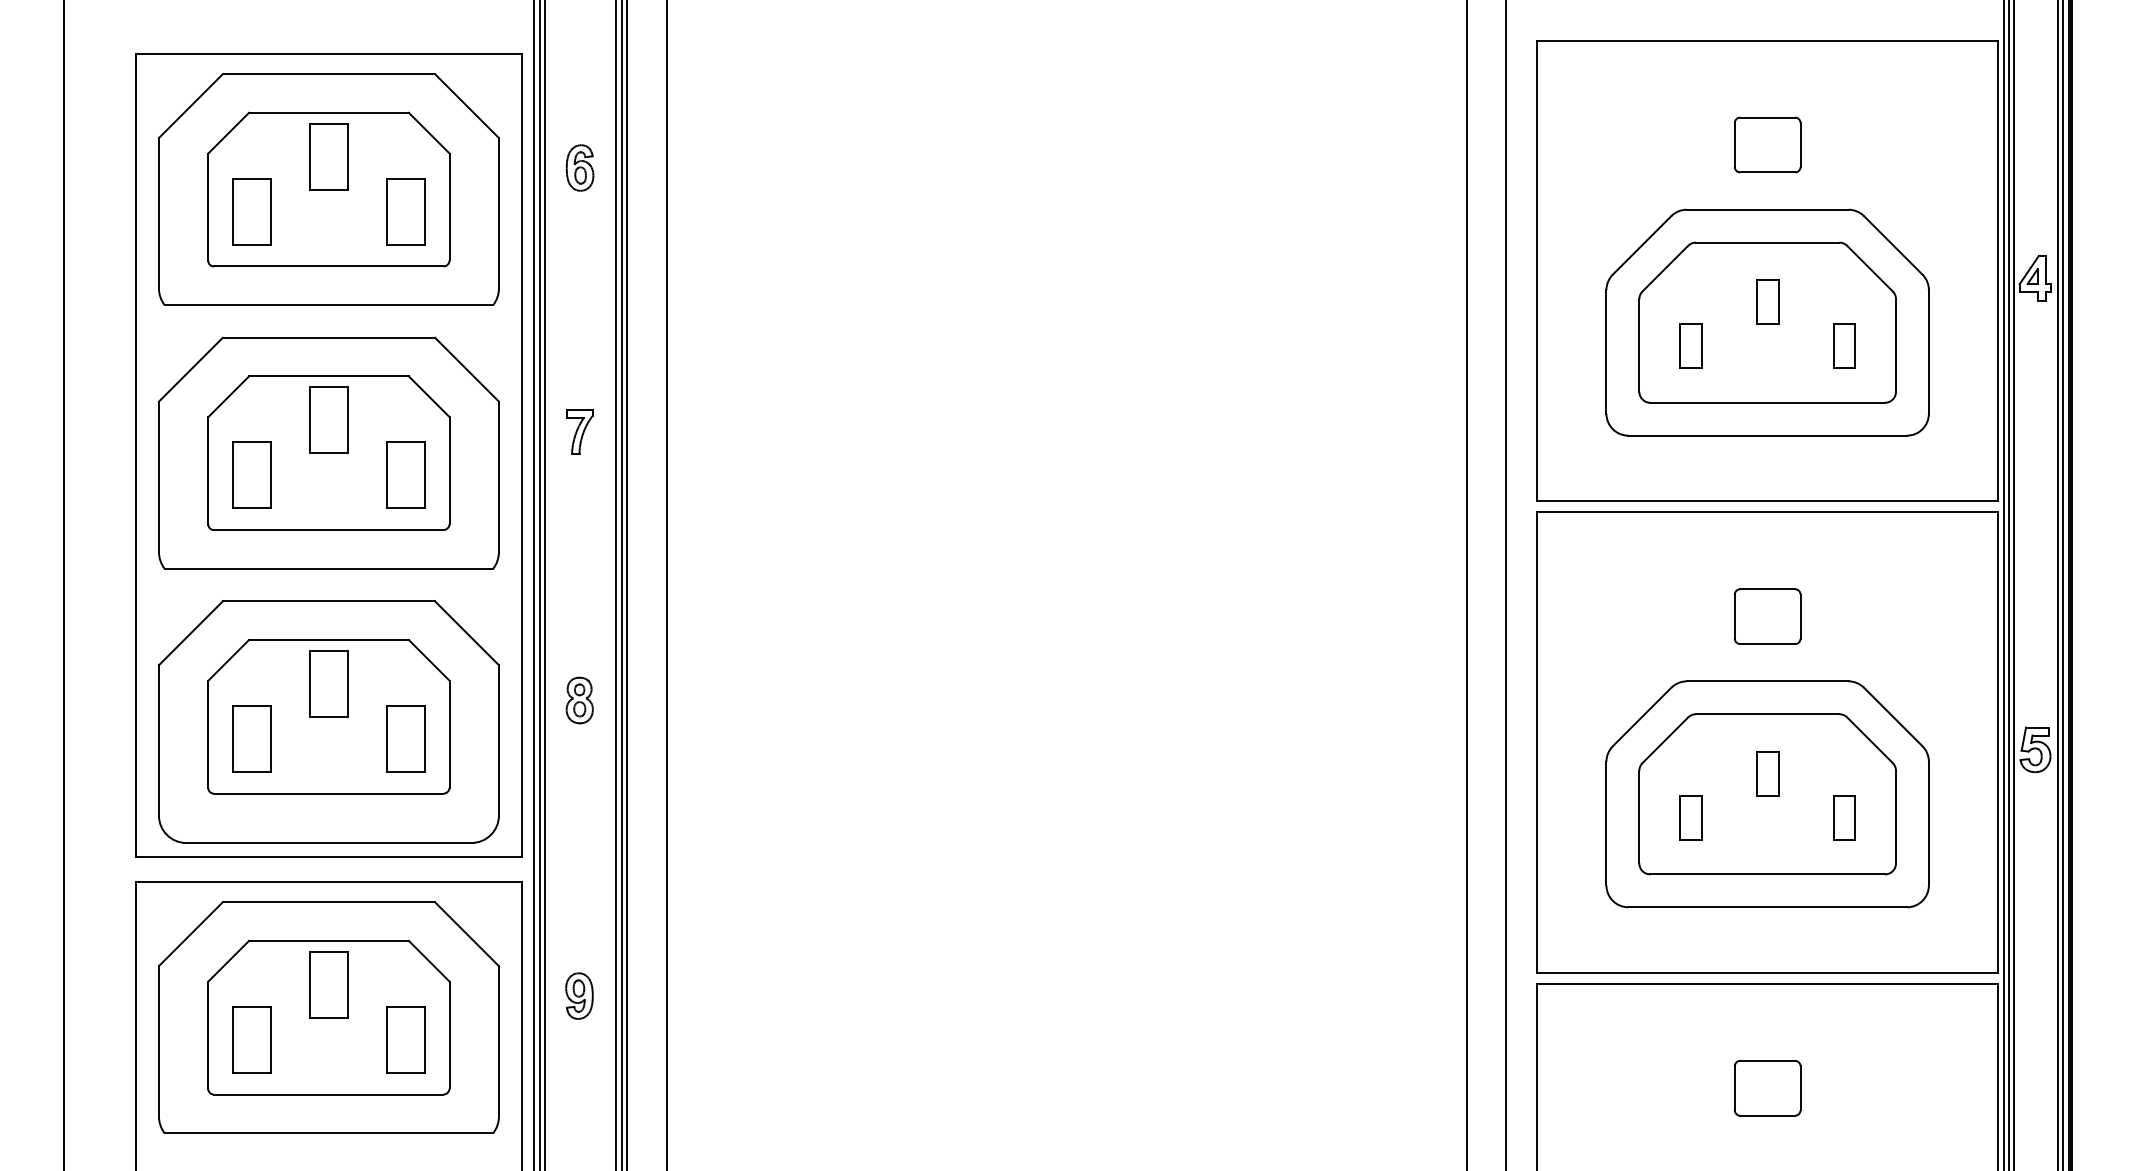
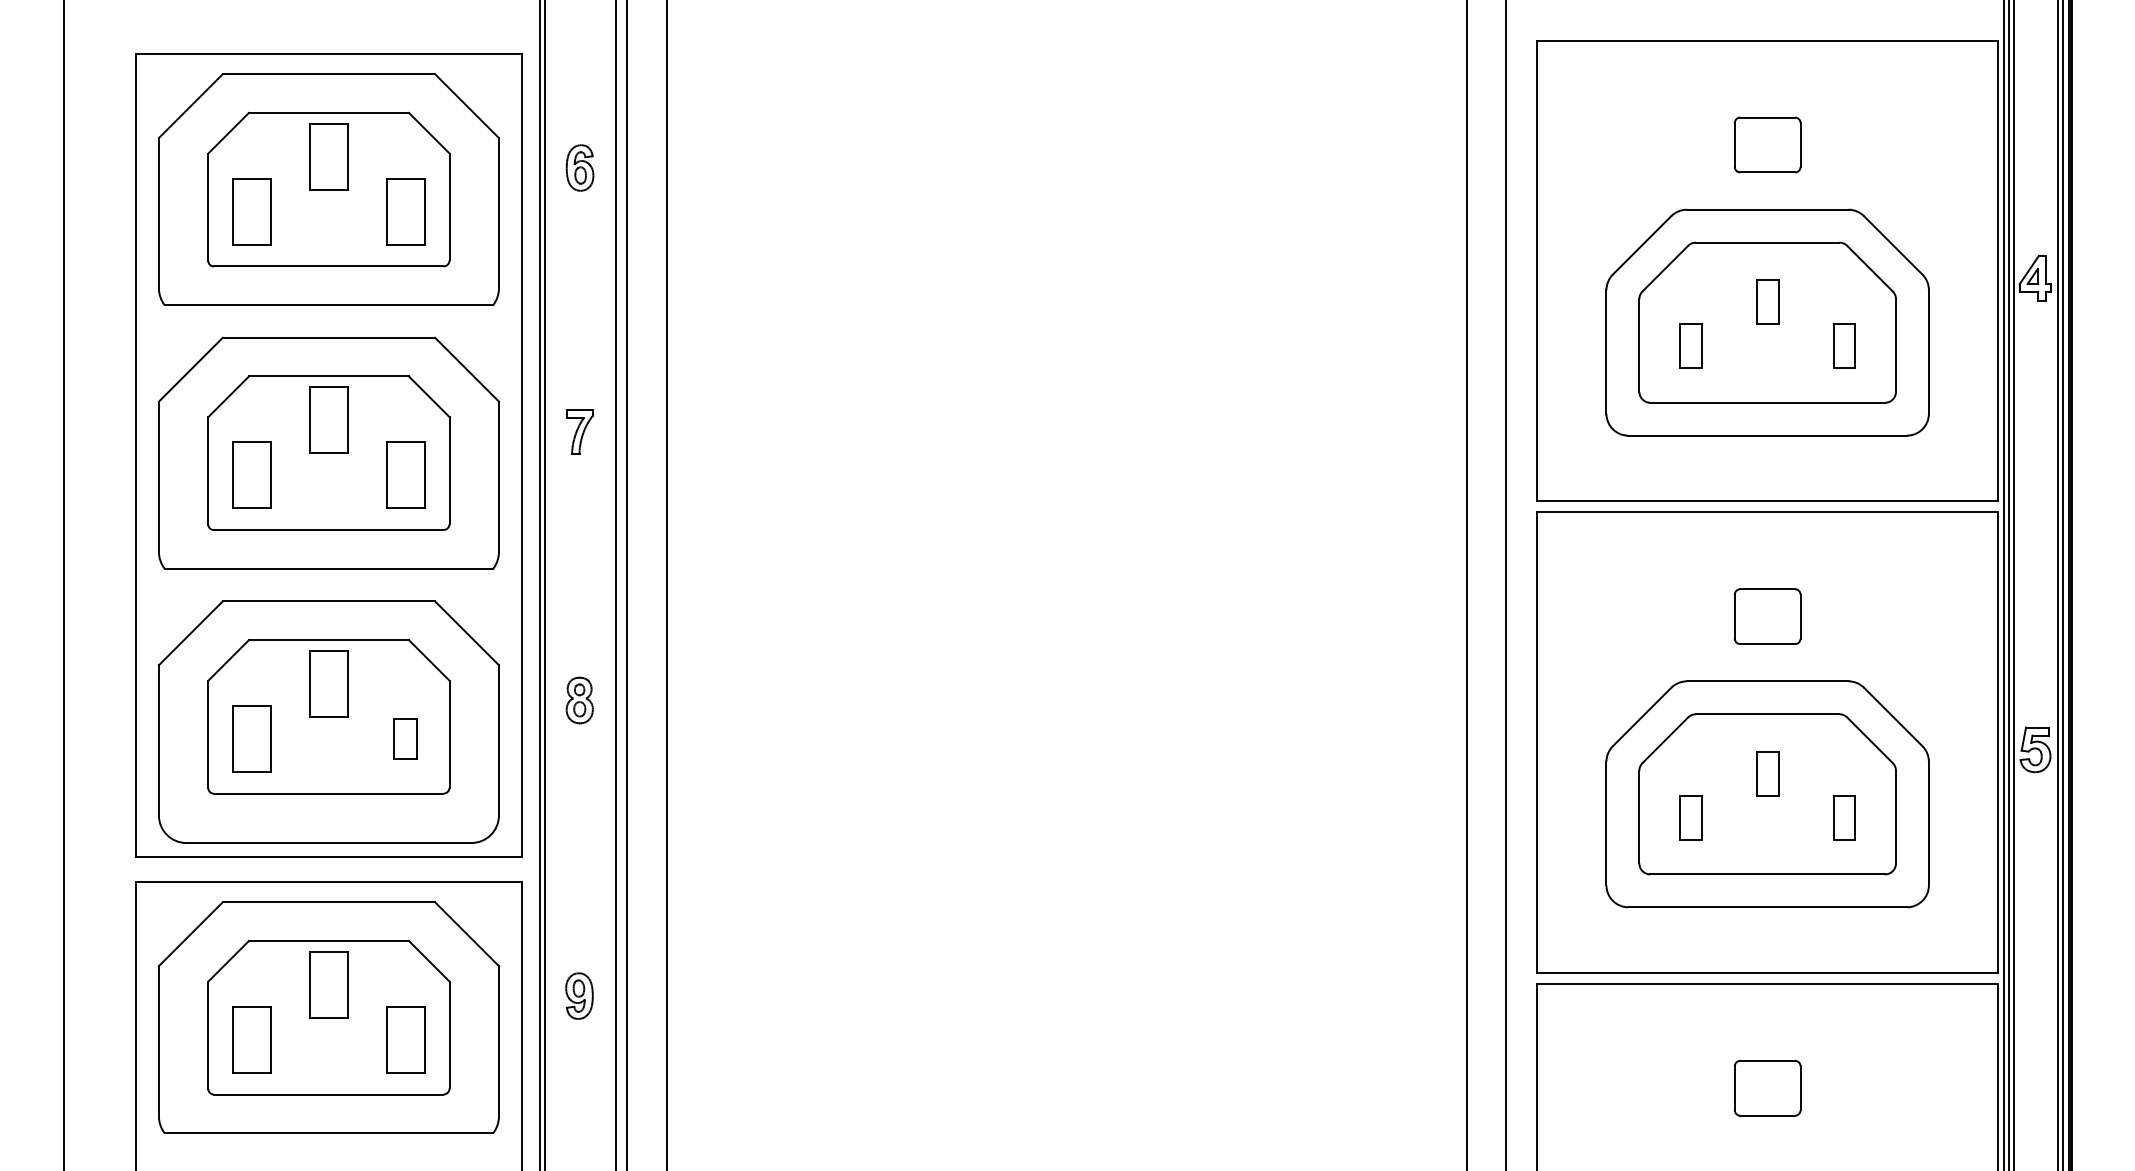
line: present -> none (534, 584)
line: present -> none (621, 584)
part size: 40x68 px -> 25x42 px (405, 738)
